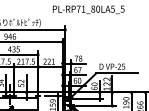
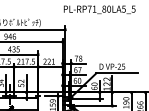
text position: (88, 9) -> (99, 9) (99, 9)
